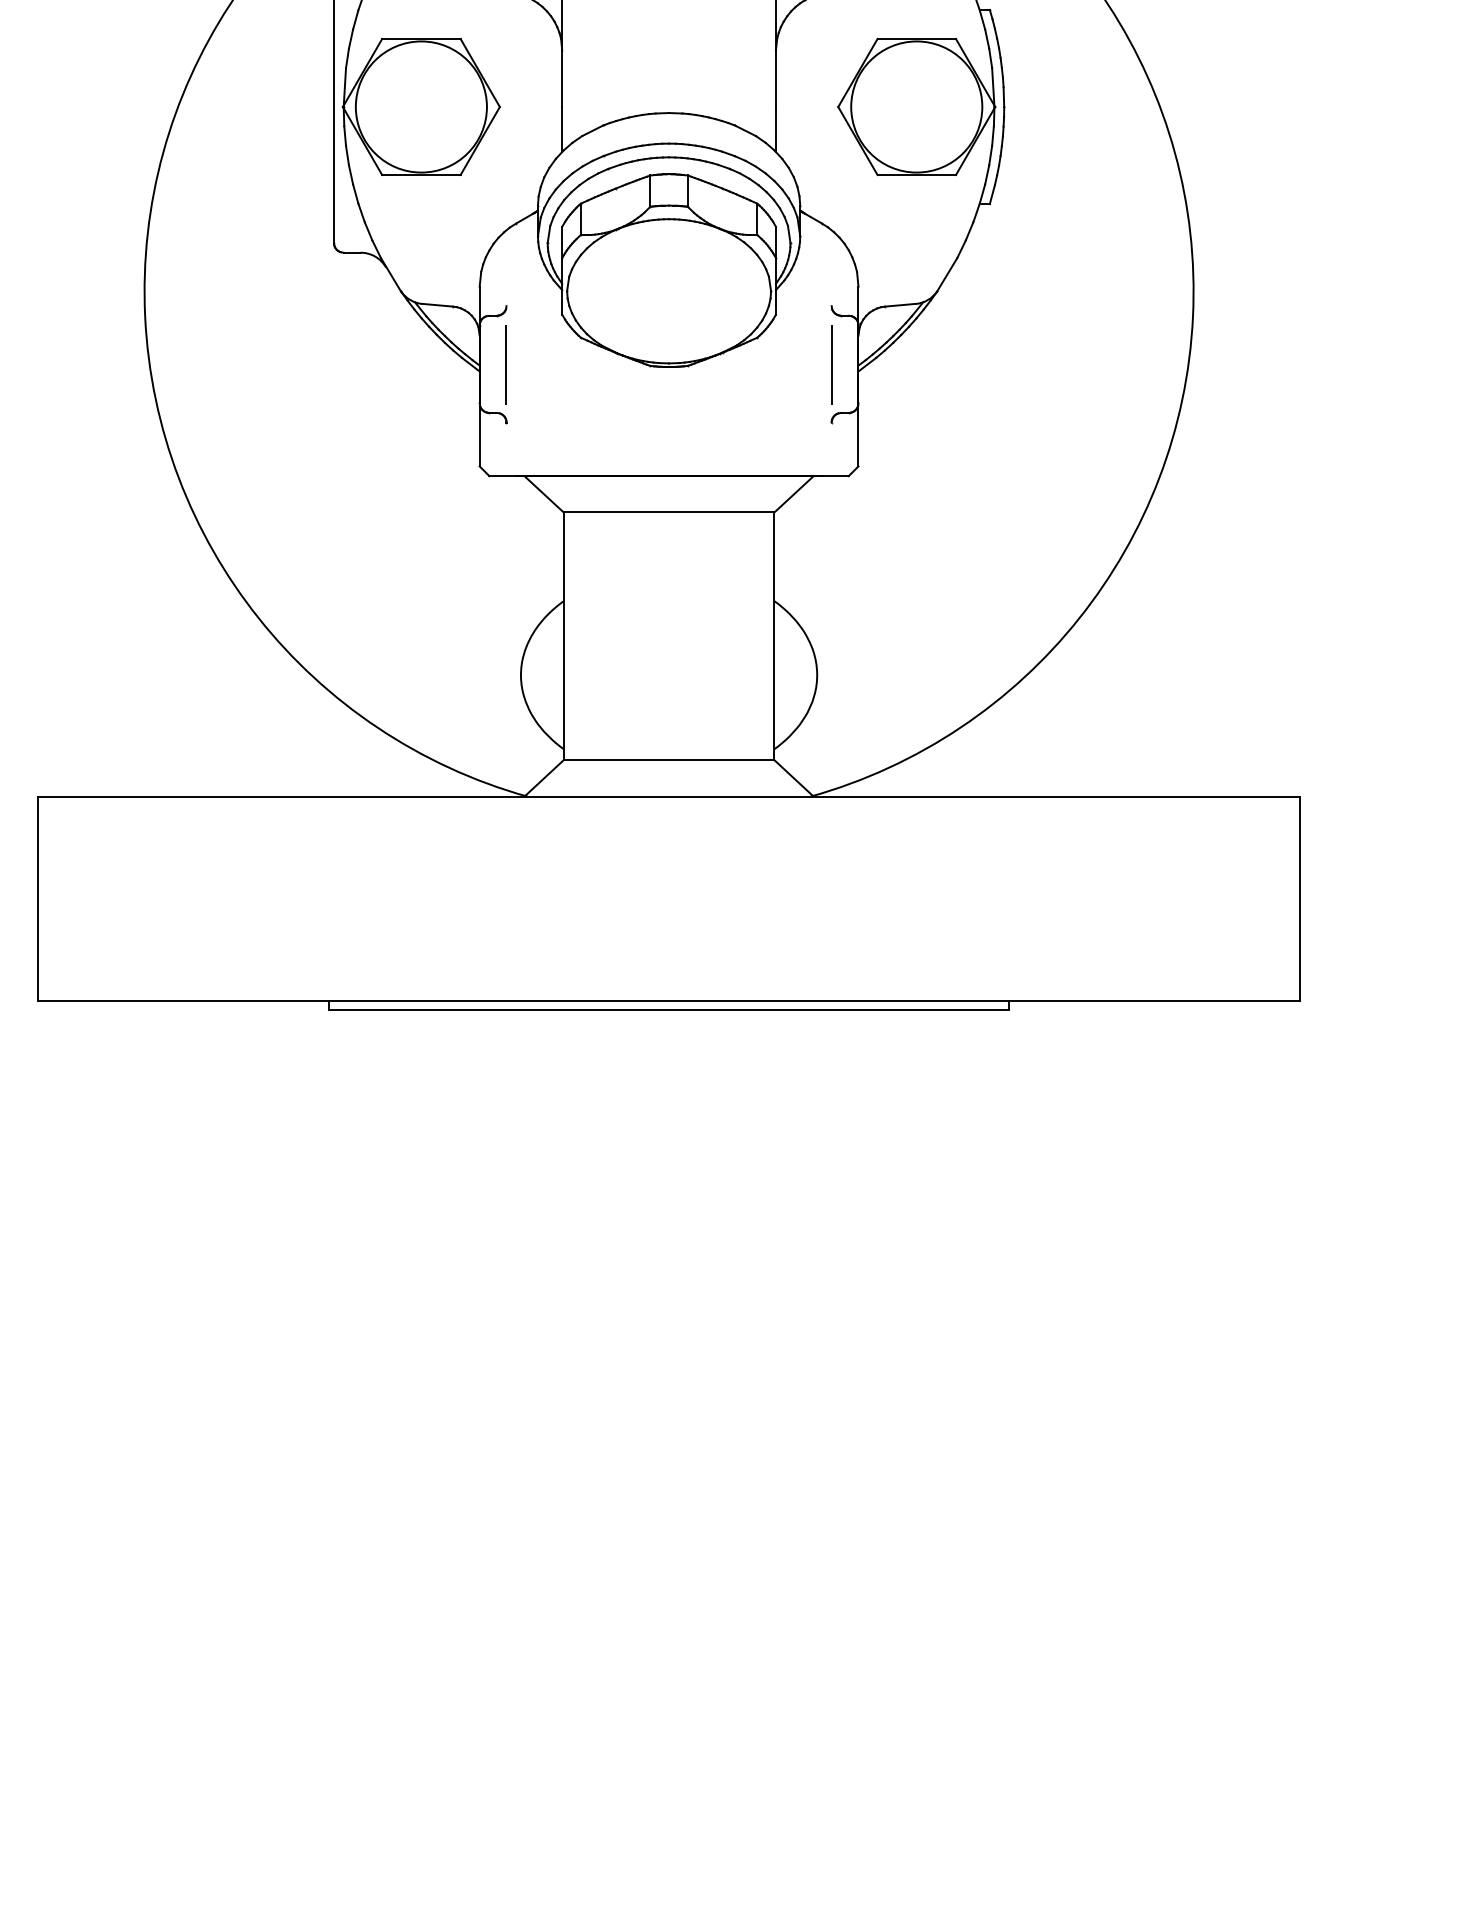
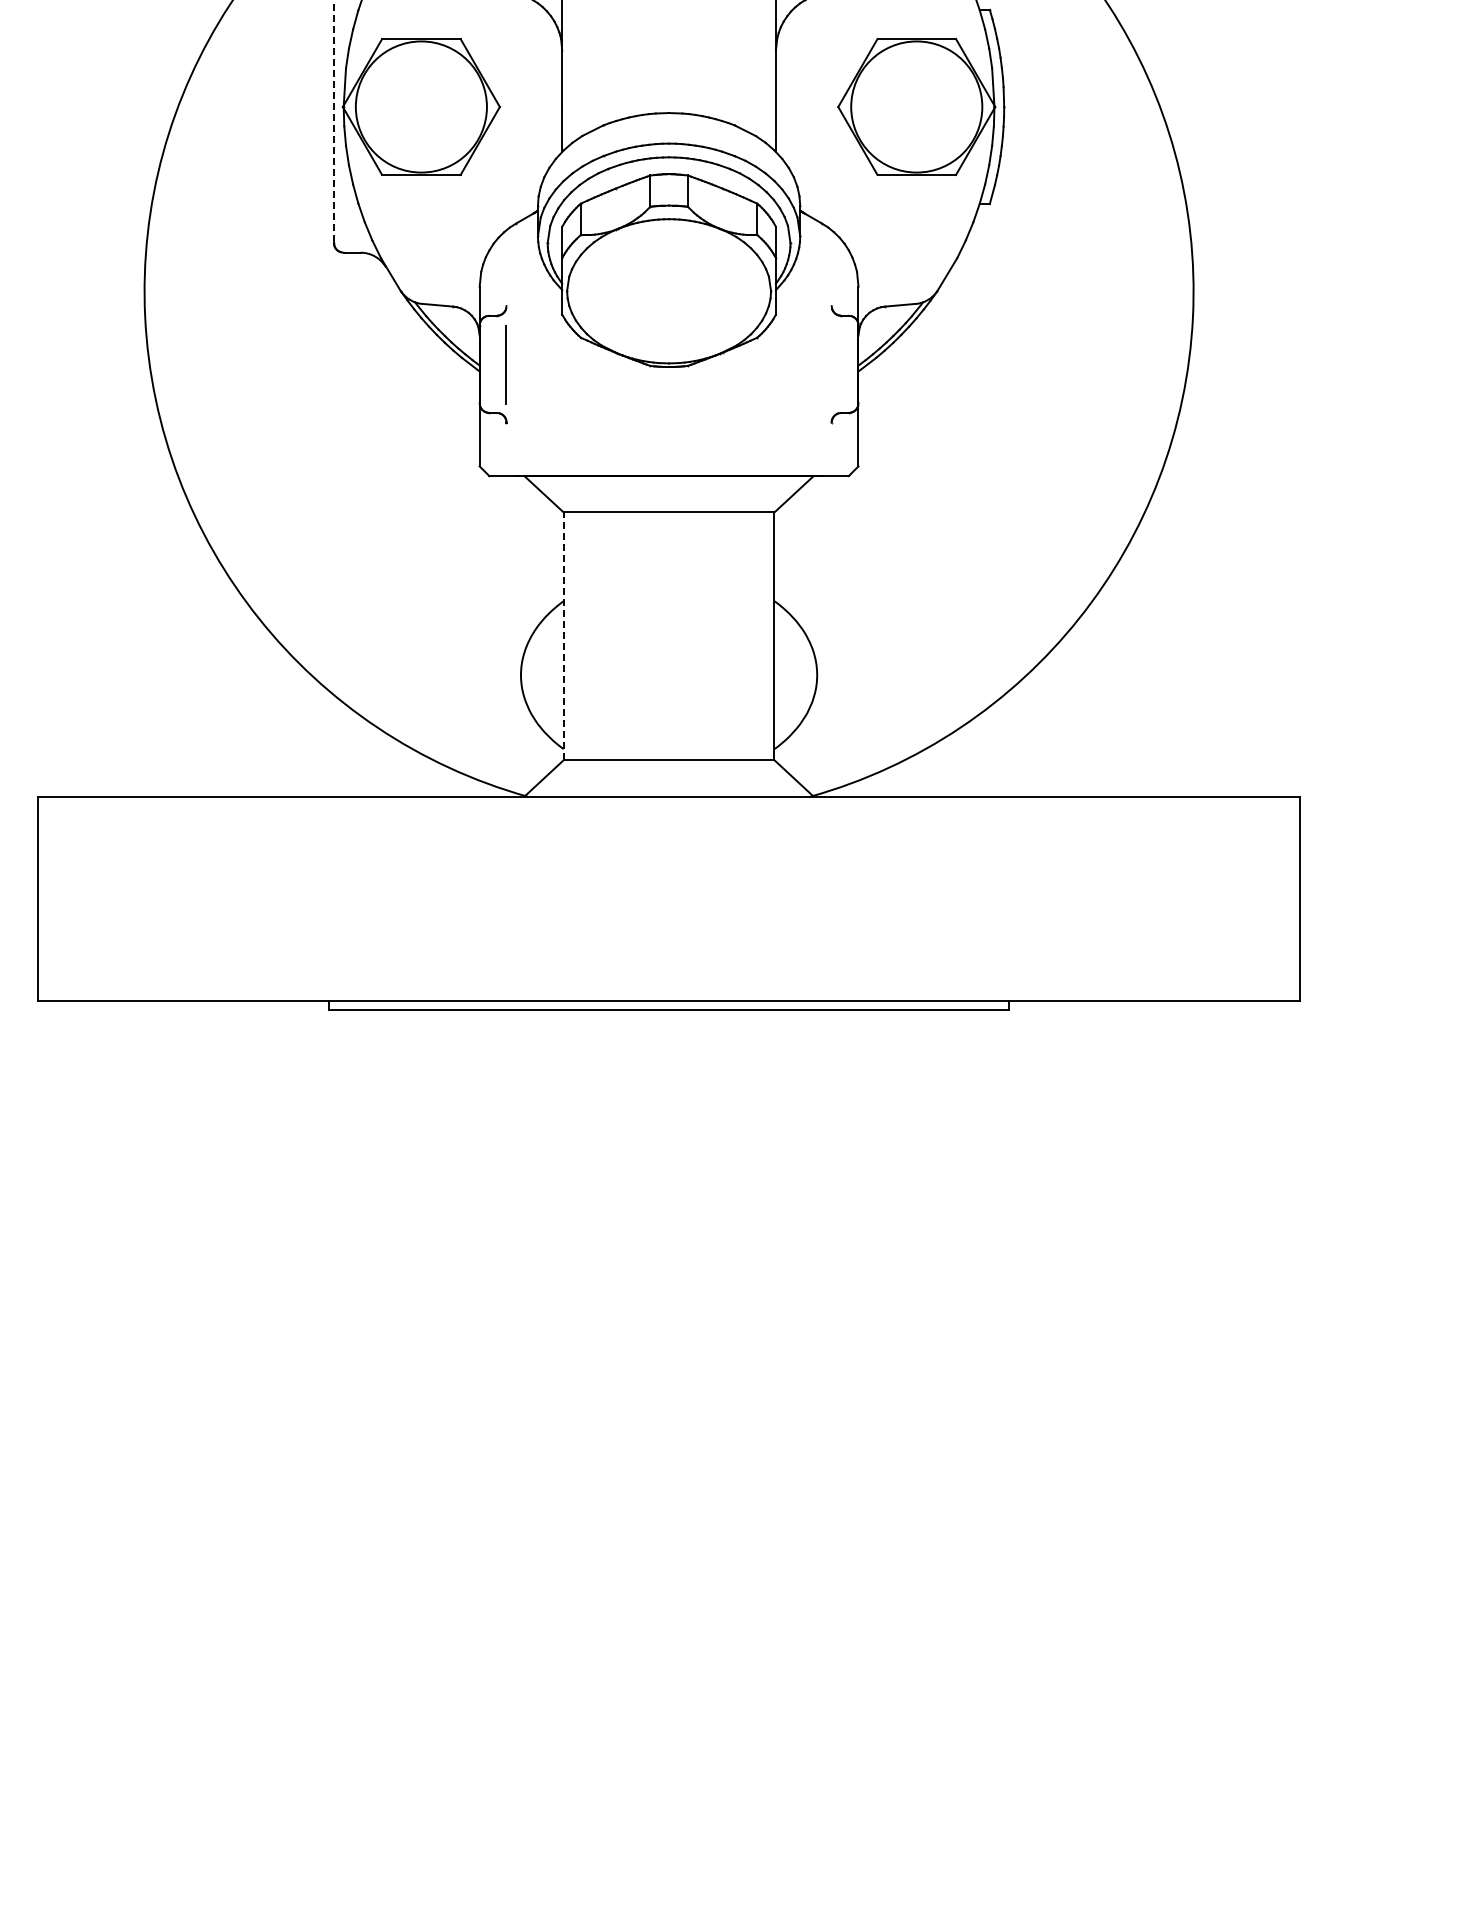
line: solid -> dashed (333, 122)
line: present -> none (831, 364)
line: solid -> dashed (563, 636)
